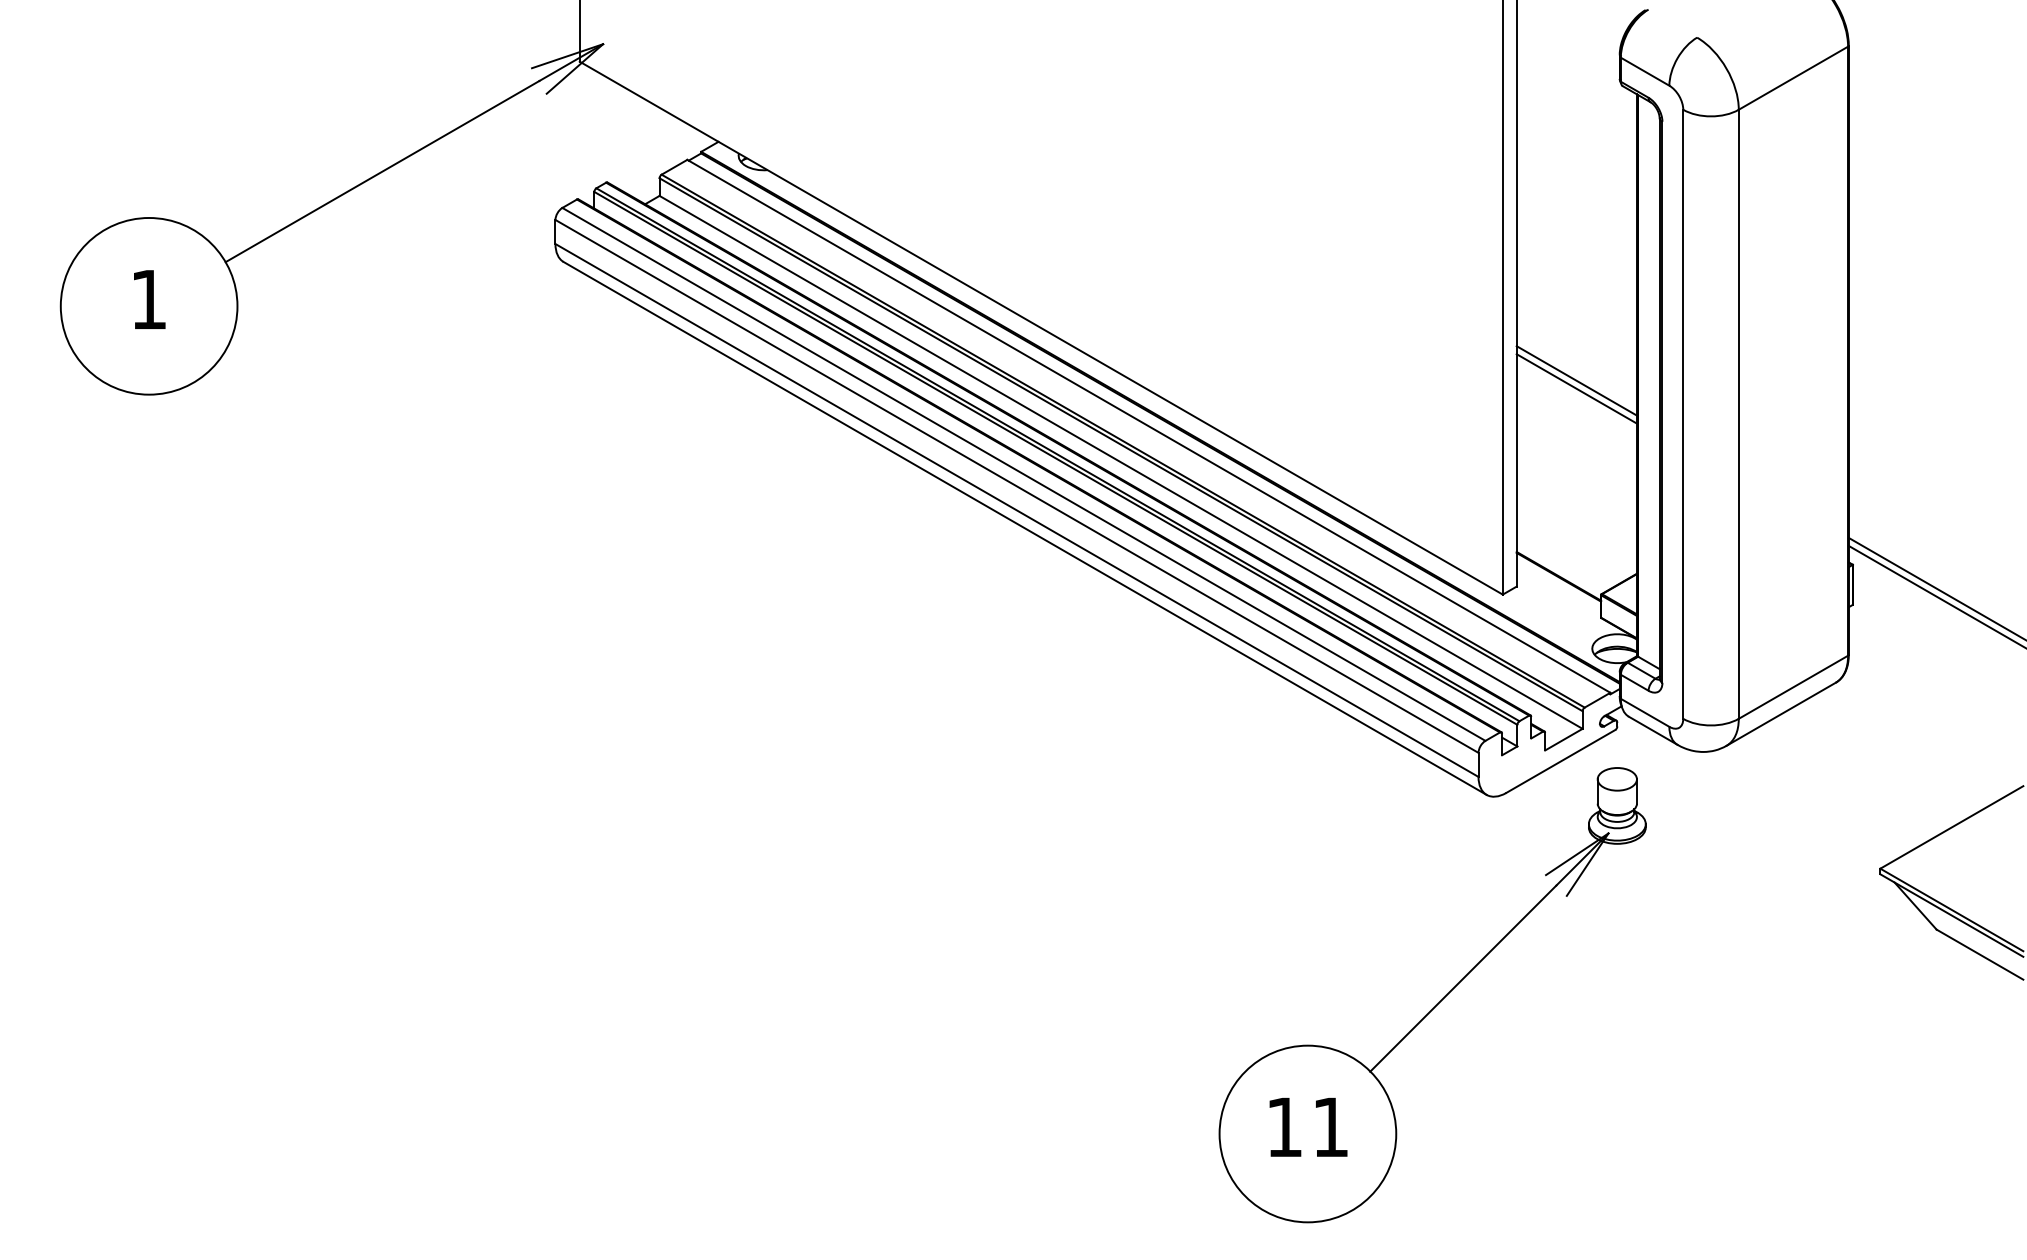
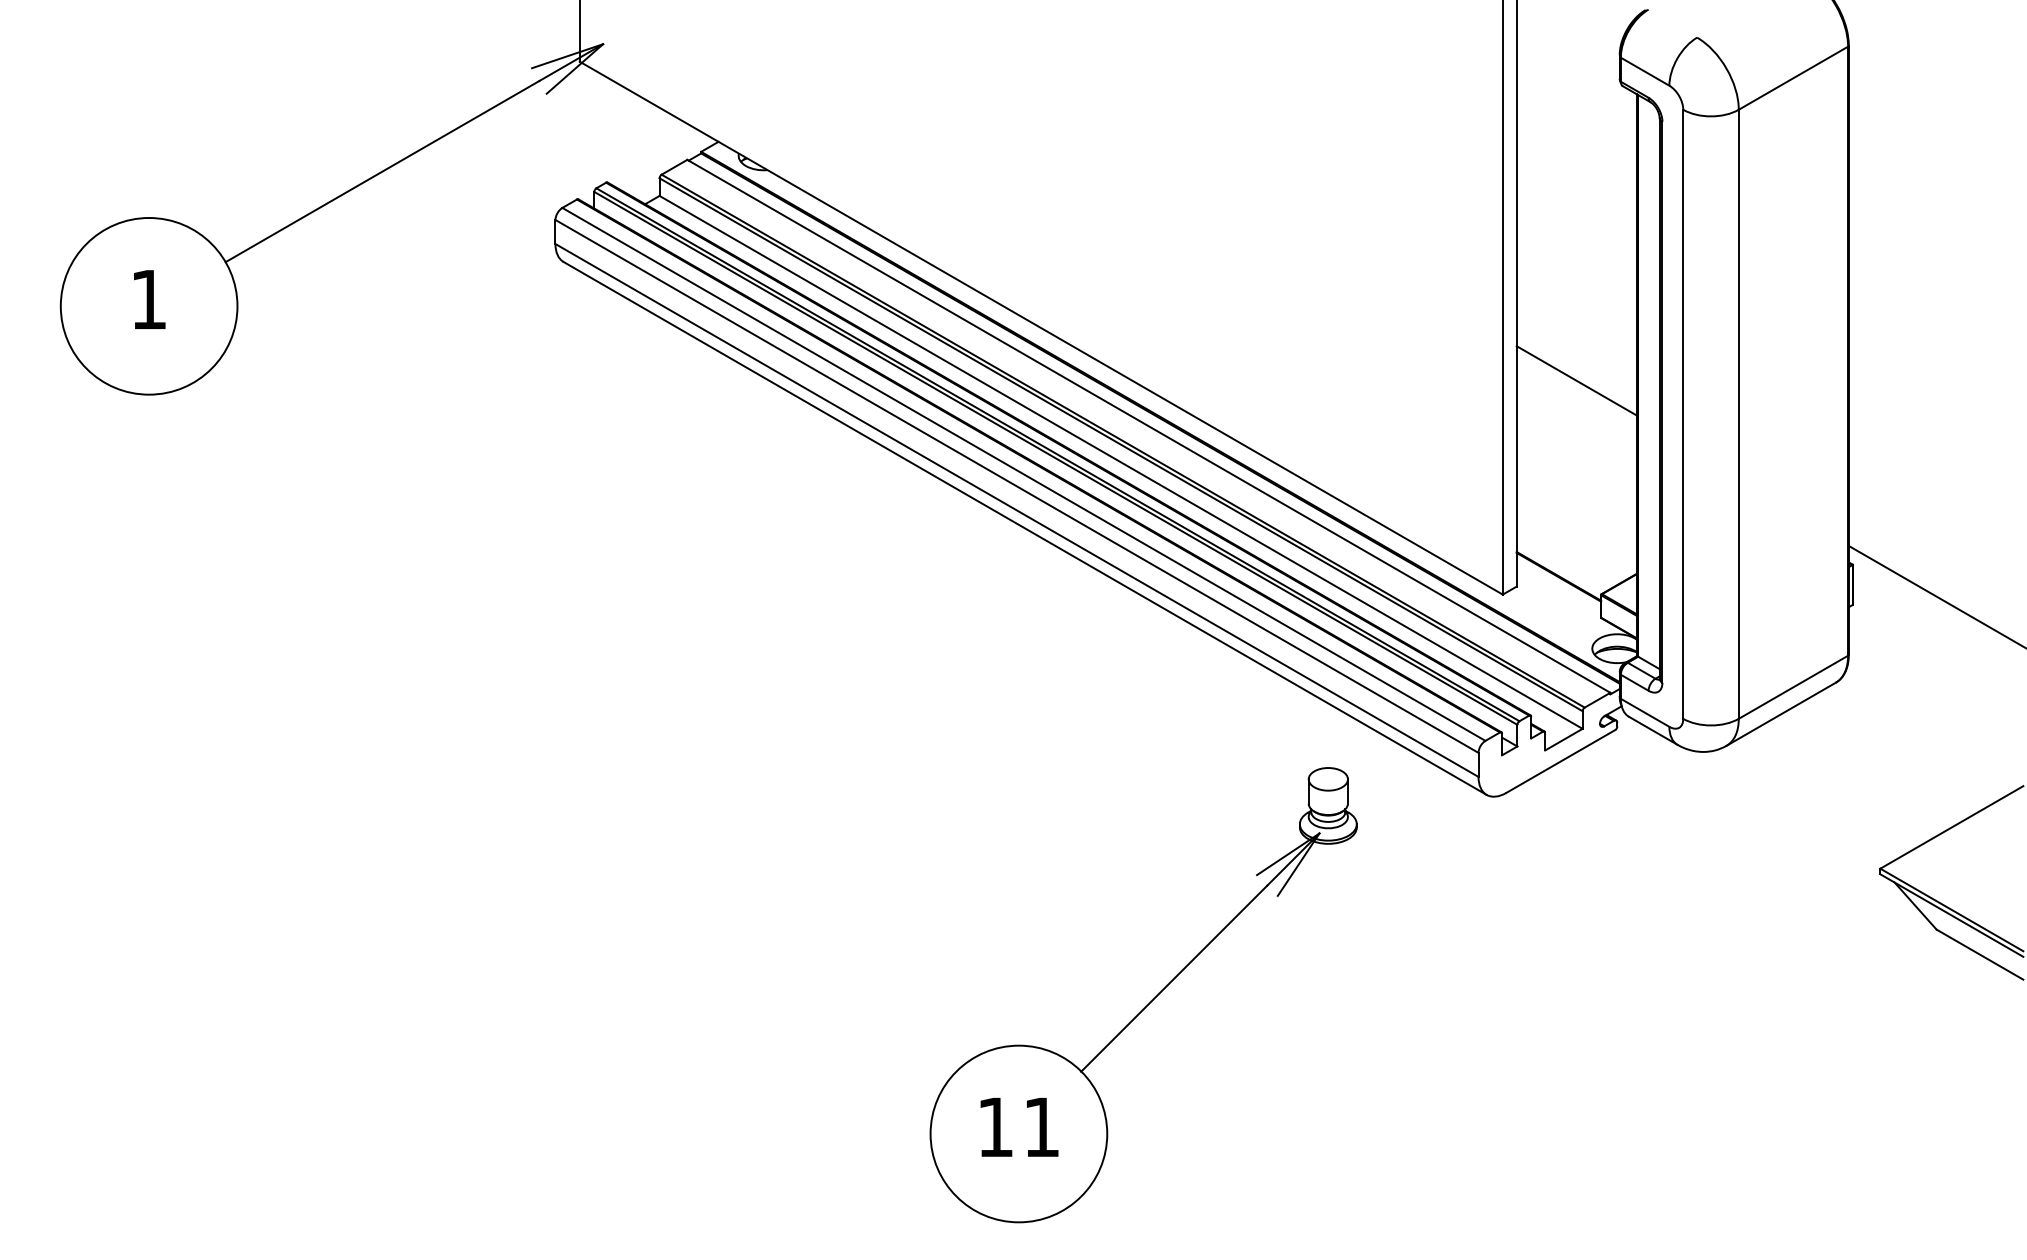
line: present -> none (1576, 388)
line: present -> none (1935, 587)
part position: (1439, 1001) -> (1150, 1001) (1150, 1001)
